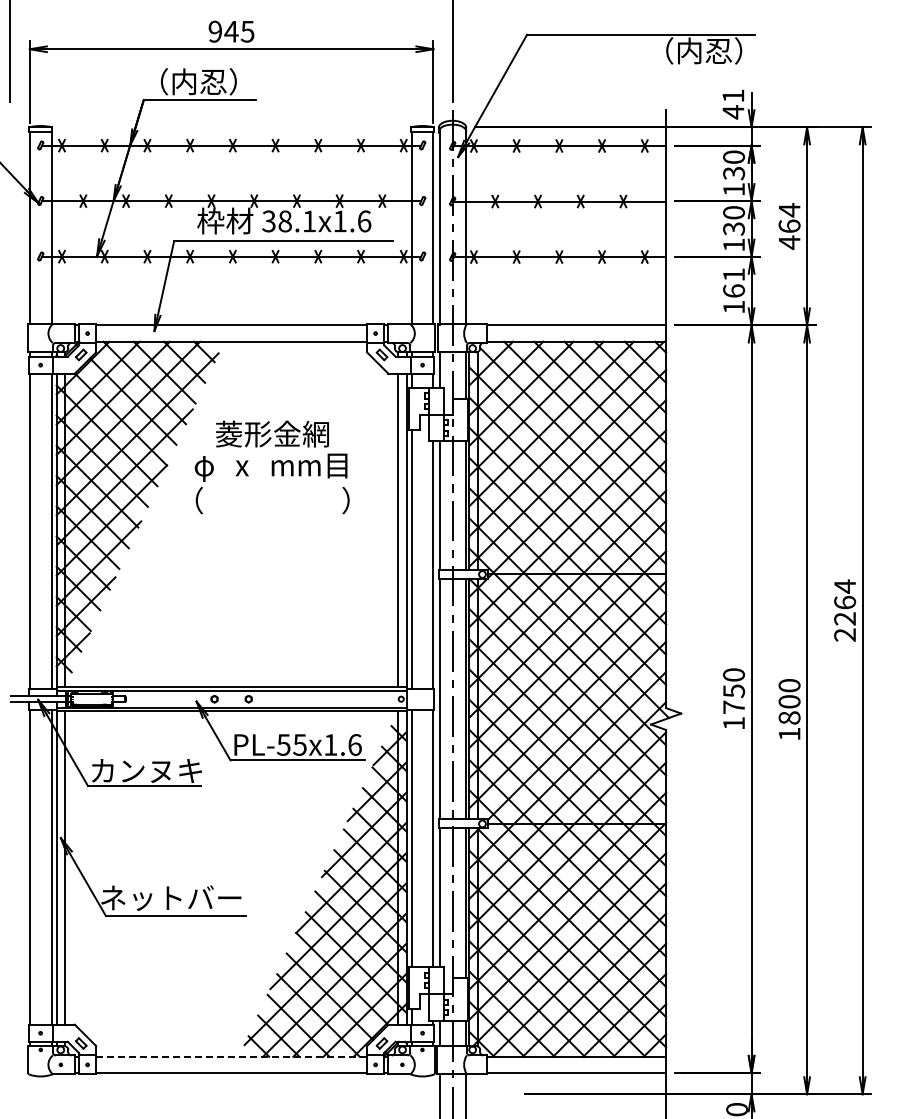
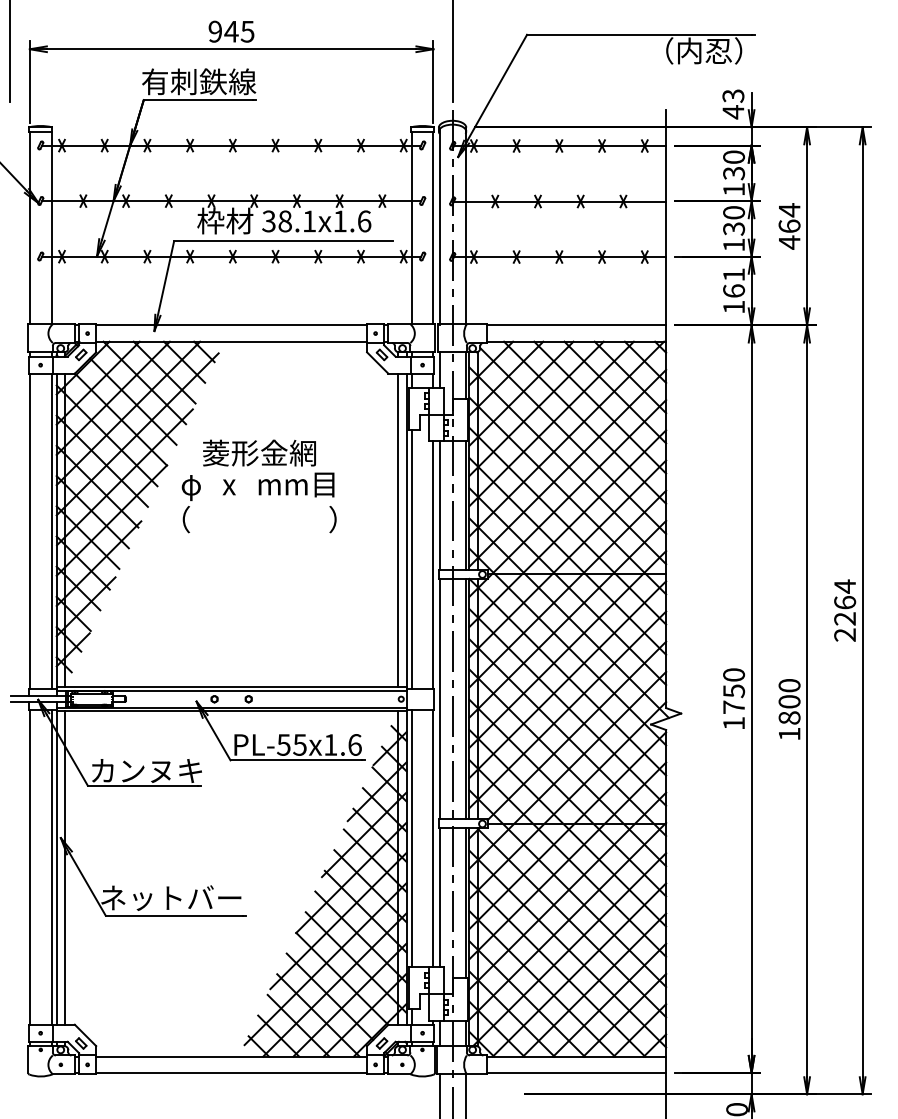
text: （内忍） -> 有刺鉄線 (199, 81)
text: 41 -> 43 (733, 95)
text position: (271, 467) -> (258, 486) (258, 486)
line: dashed -> solid (232, 1056)
